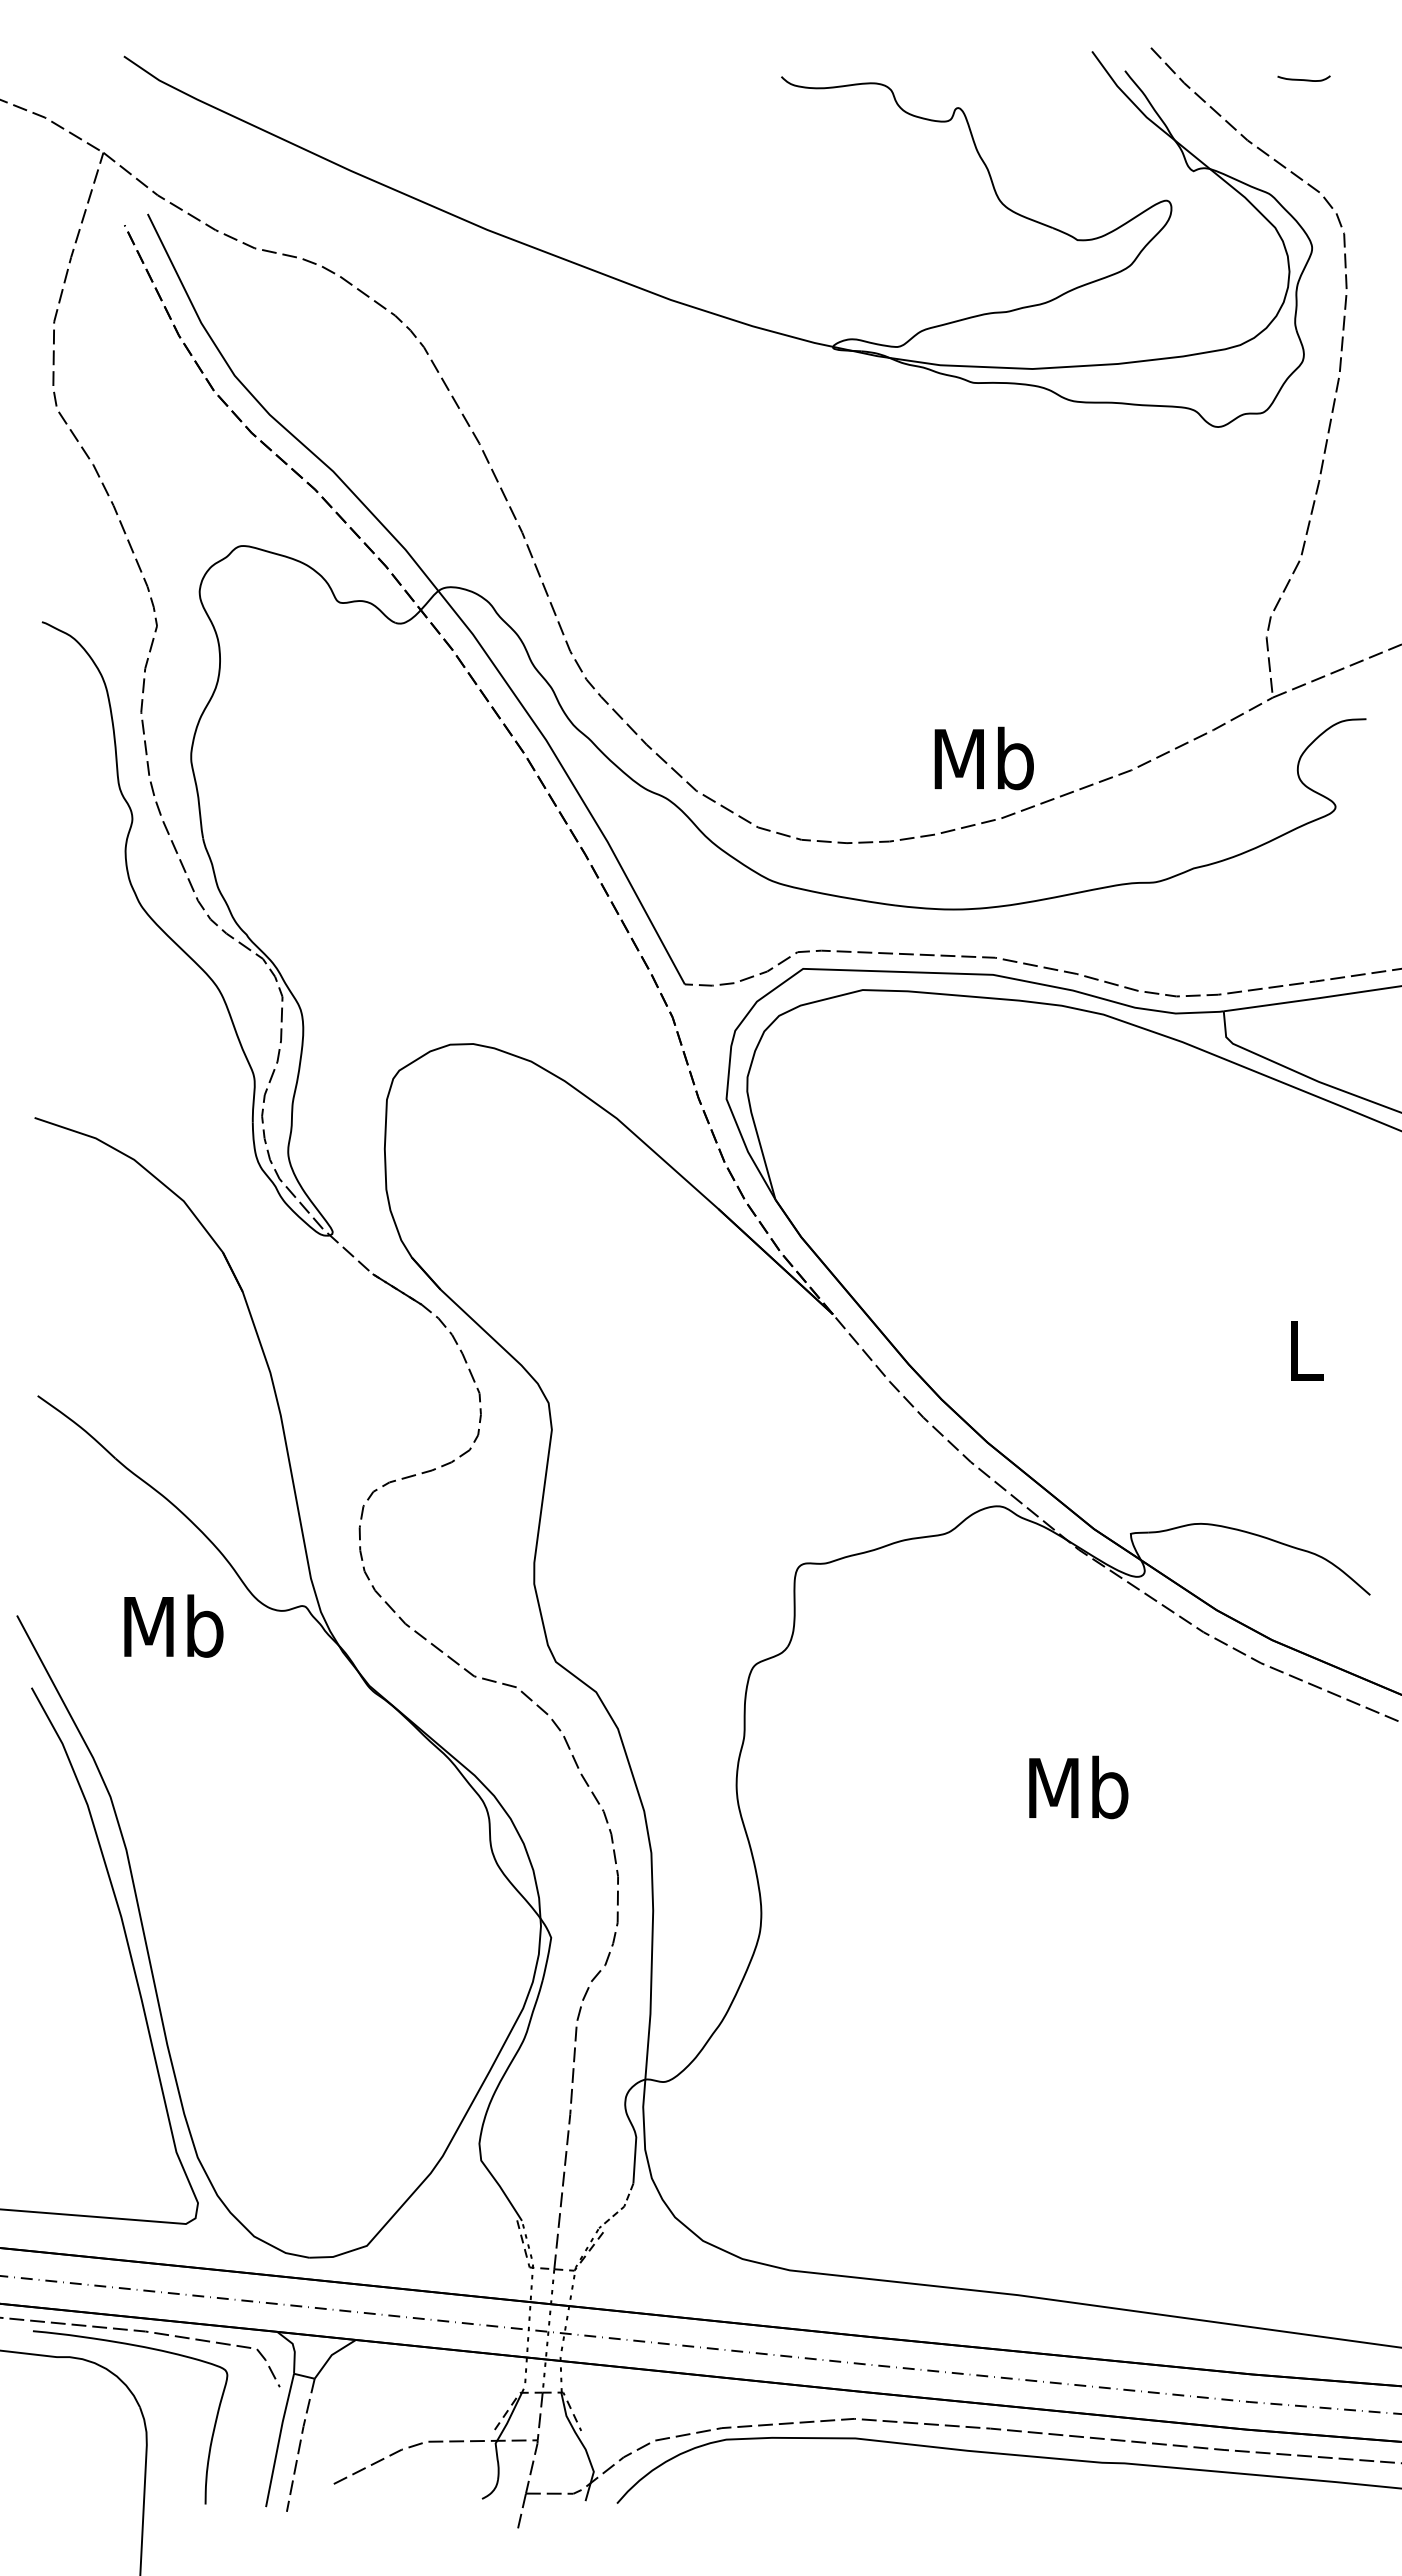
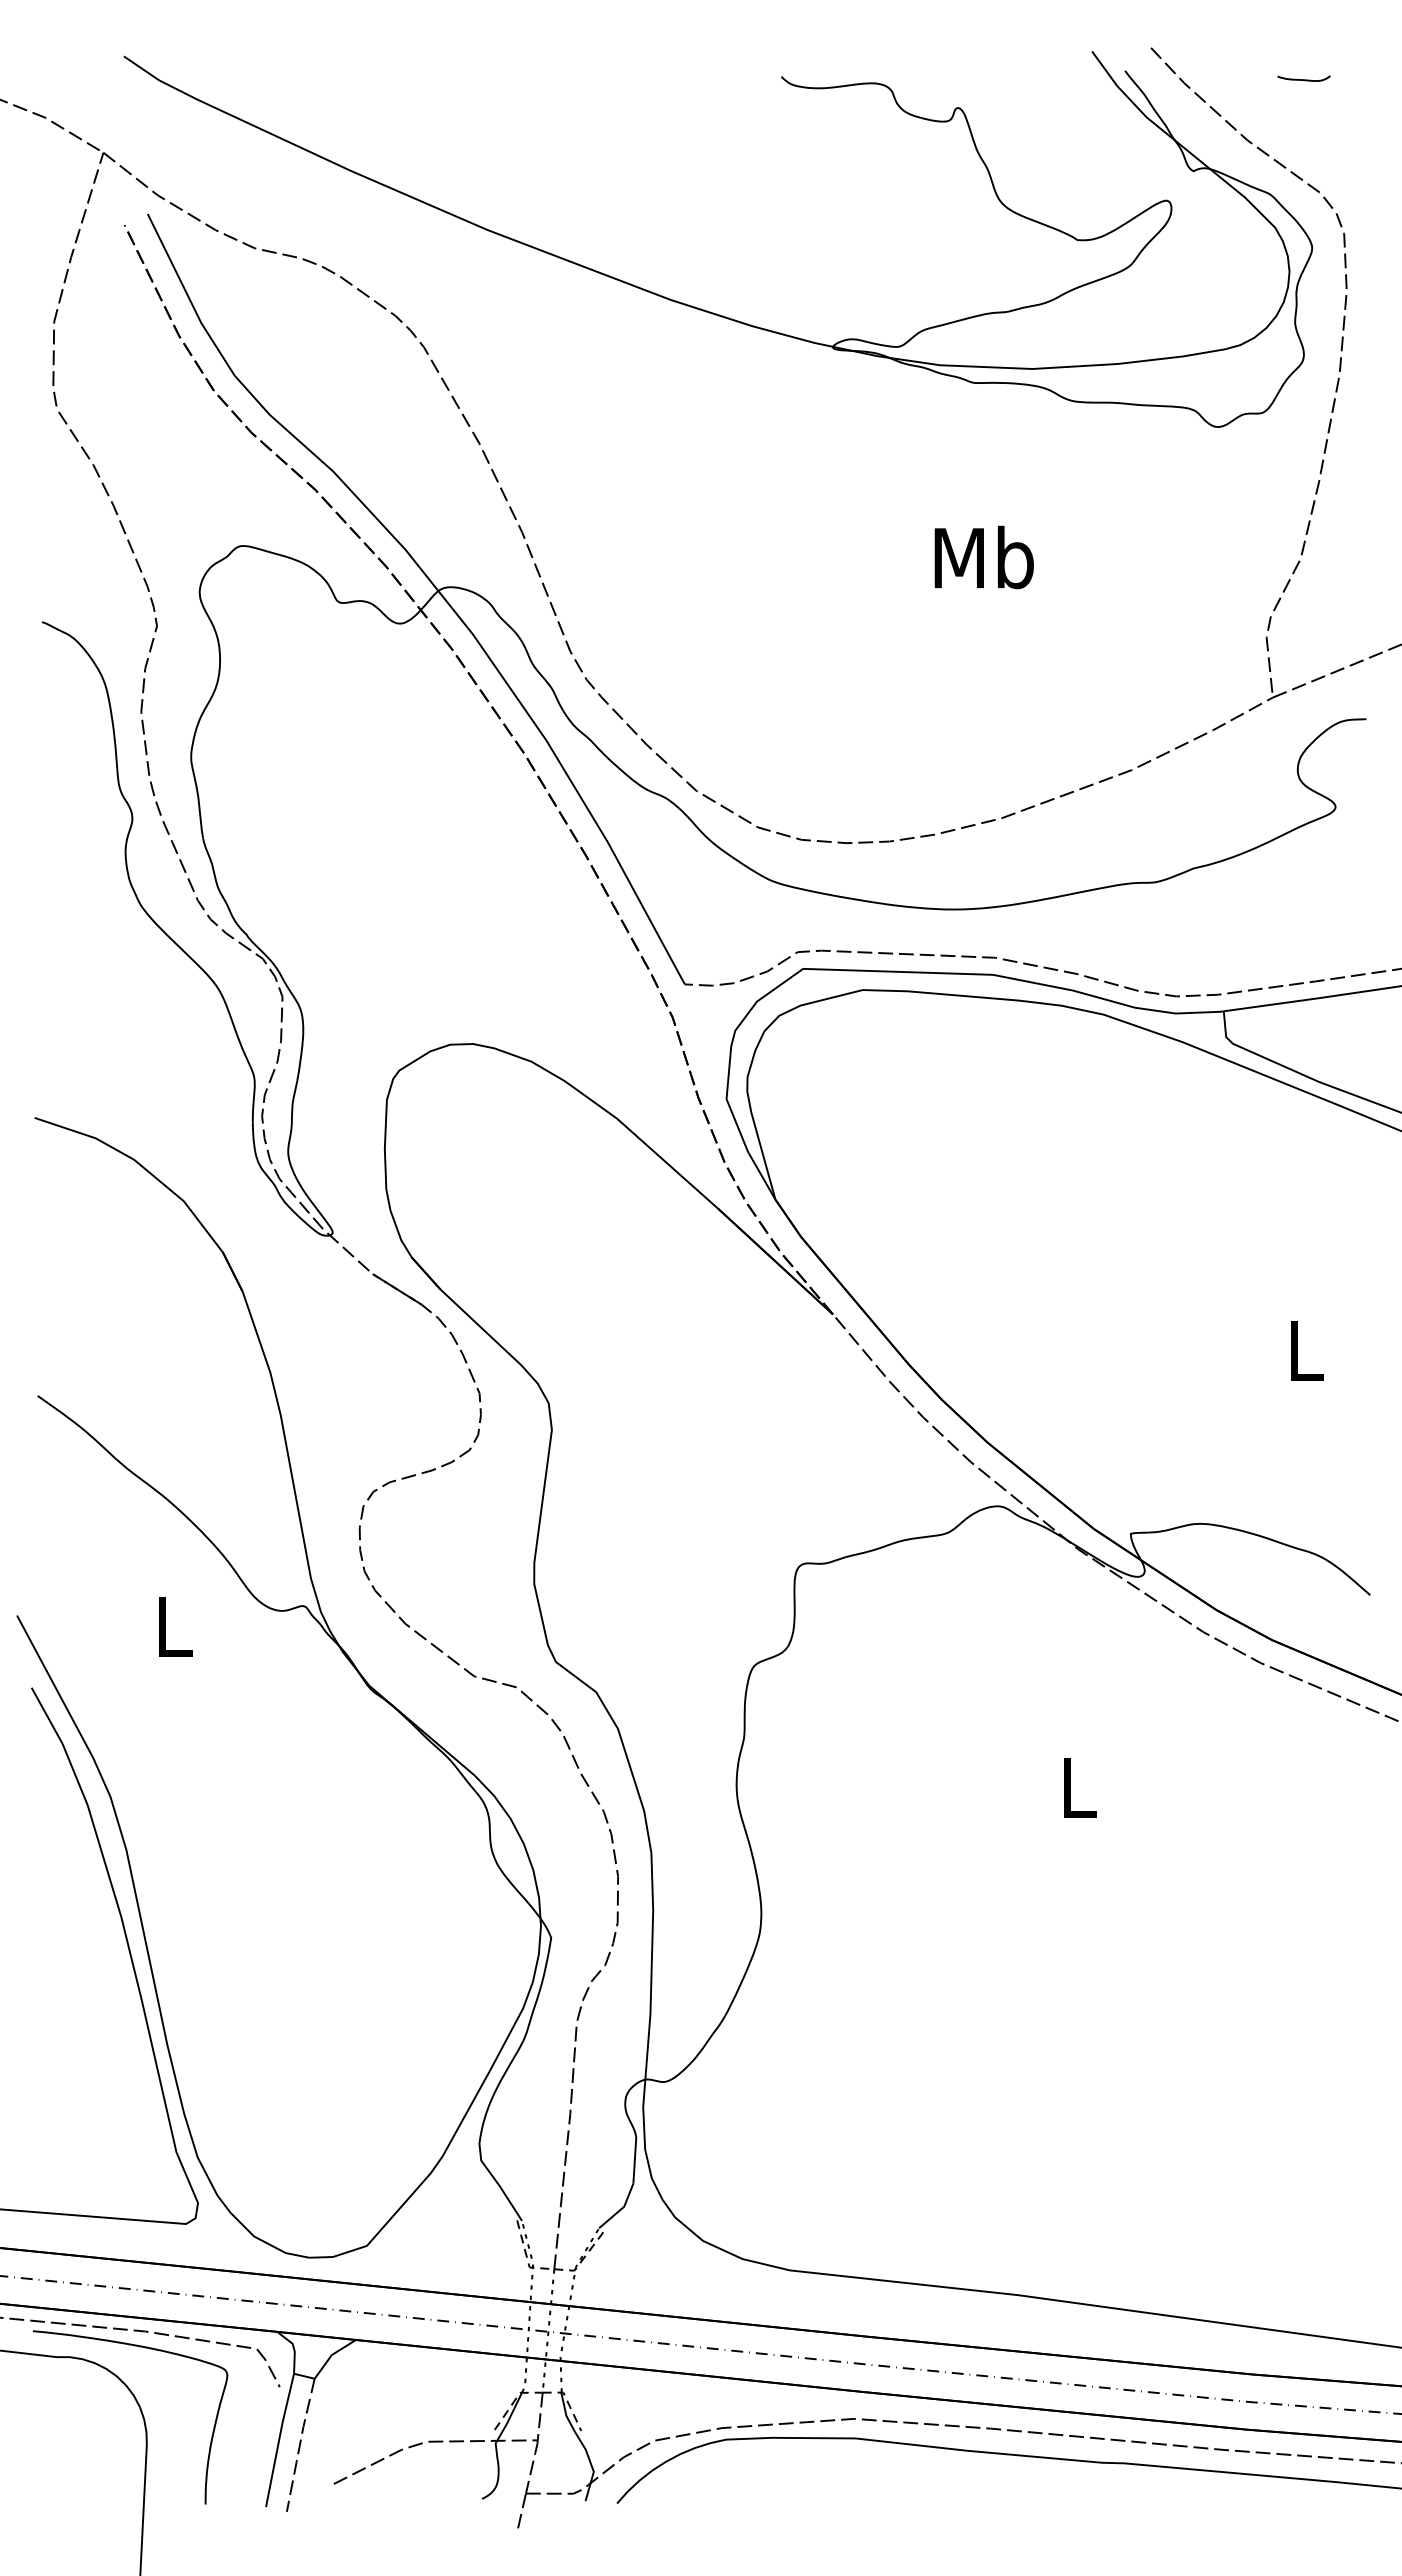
text position: (983, 758) -> (983, 557) (983, 557)
text: Mb -> L (173, 1625)
text: Mb -> L (1078, 1787)
line: dashed -> solid (621, 2209)
